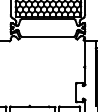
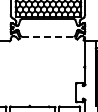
line: solid -> dashed (48, 36)
